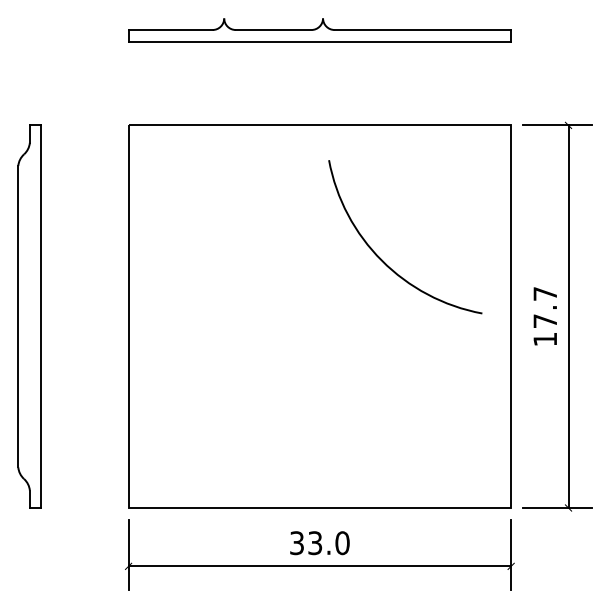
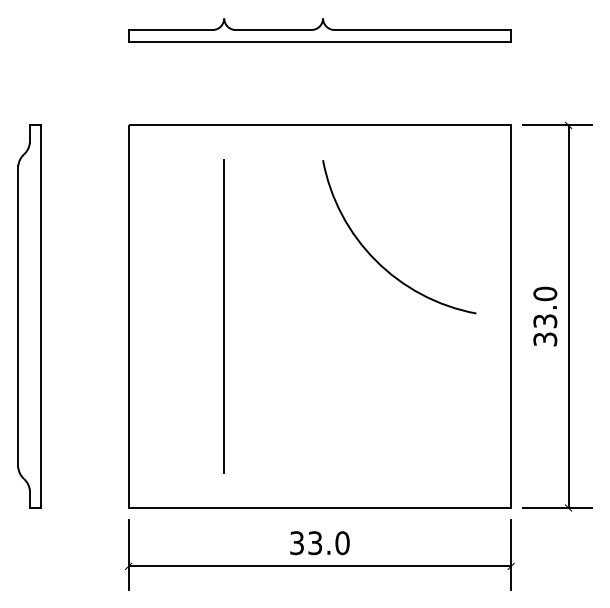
arc position: (382, 259) -> (376, 259) (376, 259)
line: none -> present (224, 316)
text: 17.7 -> 33.0 (545, 316)
